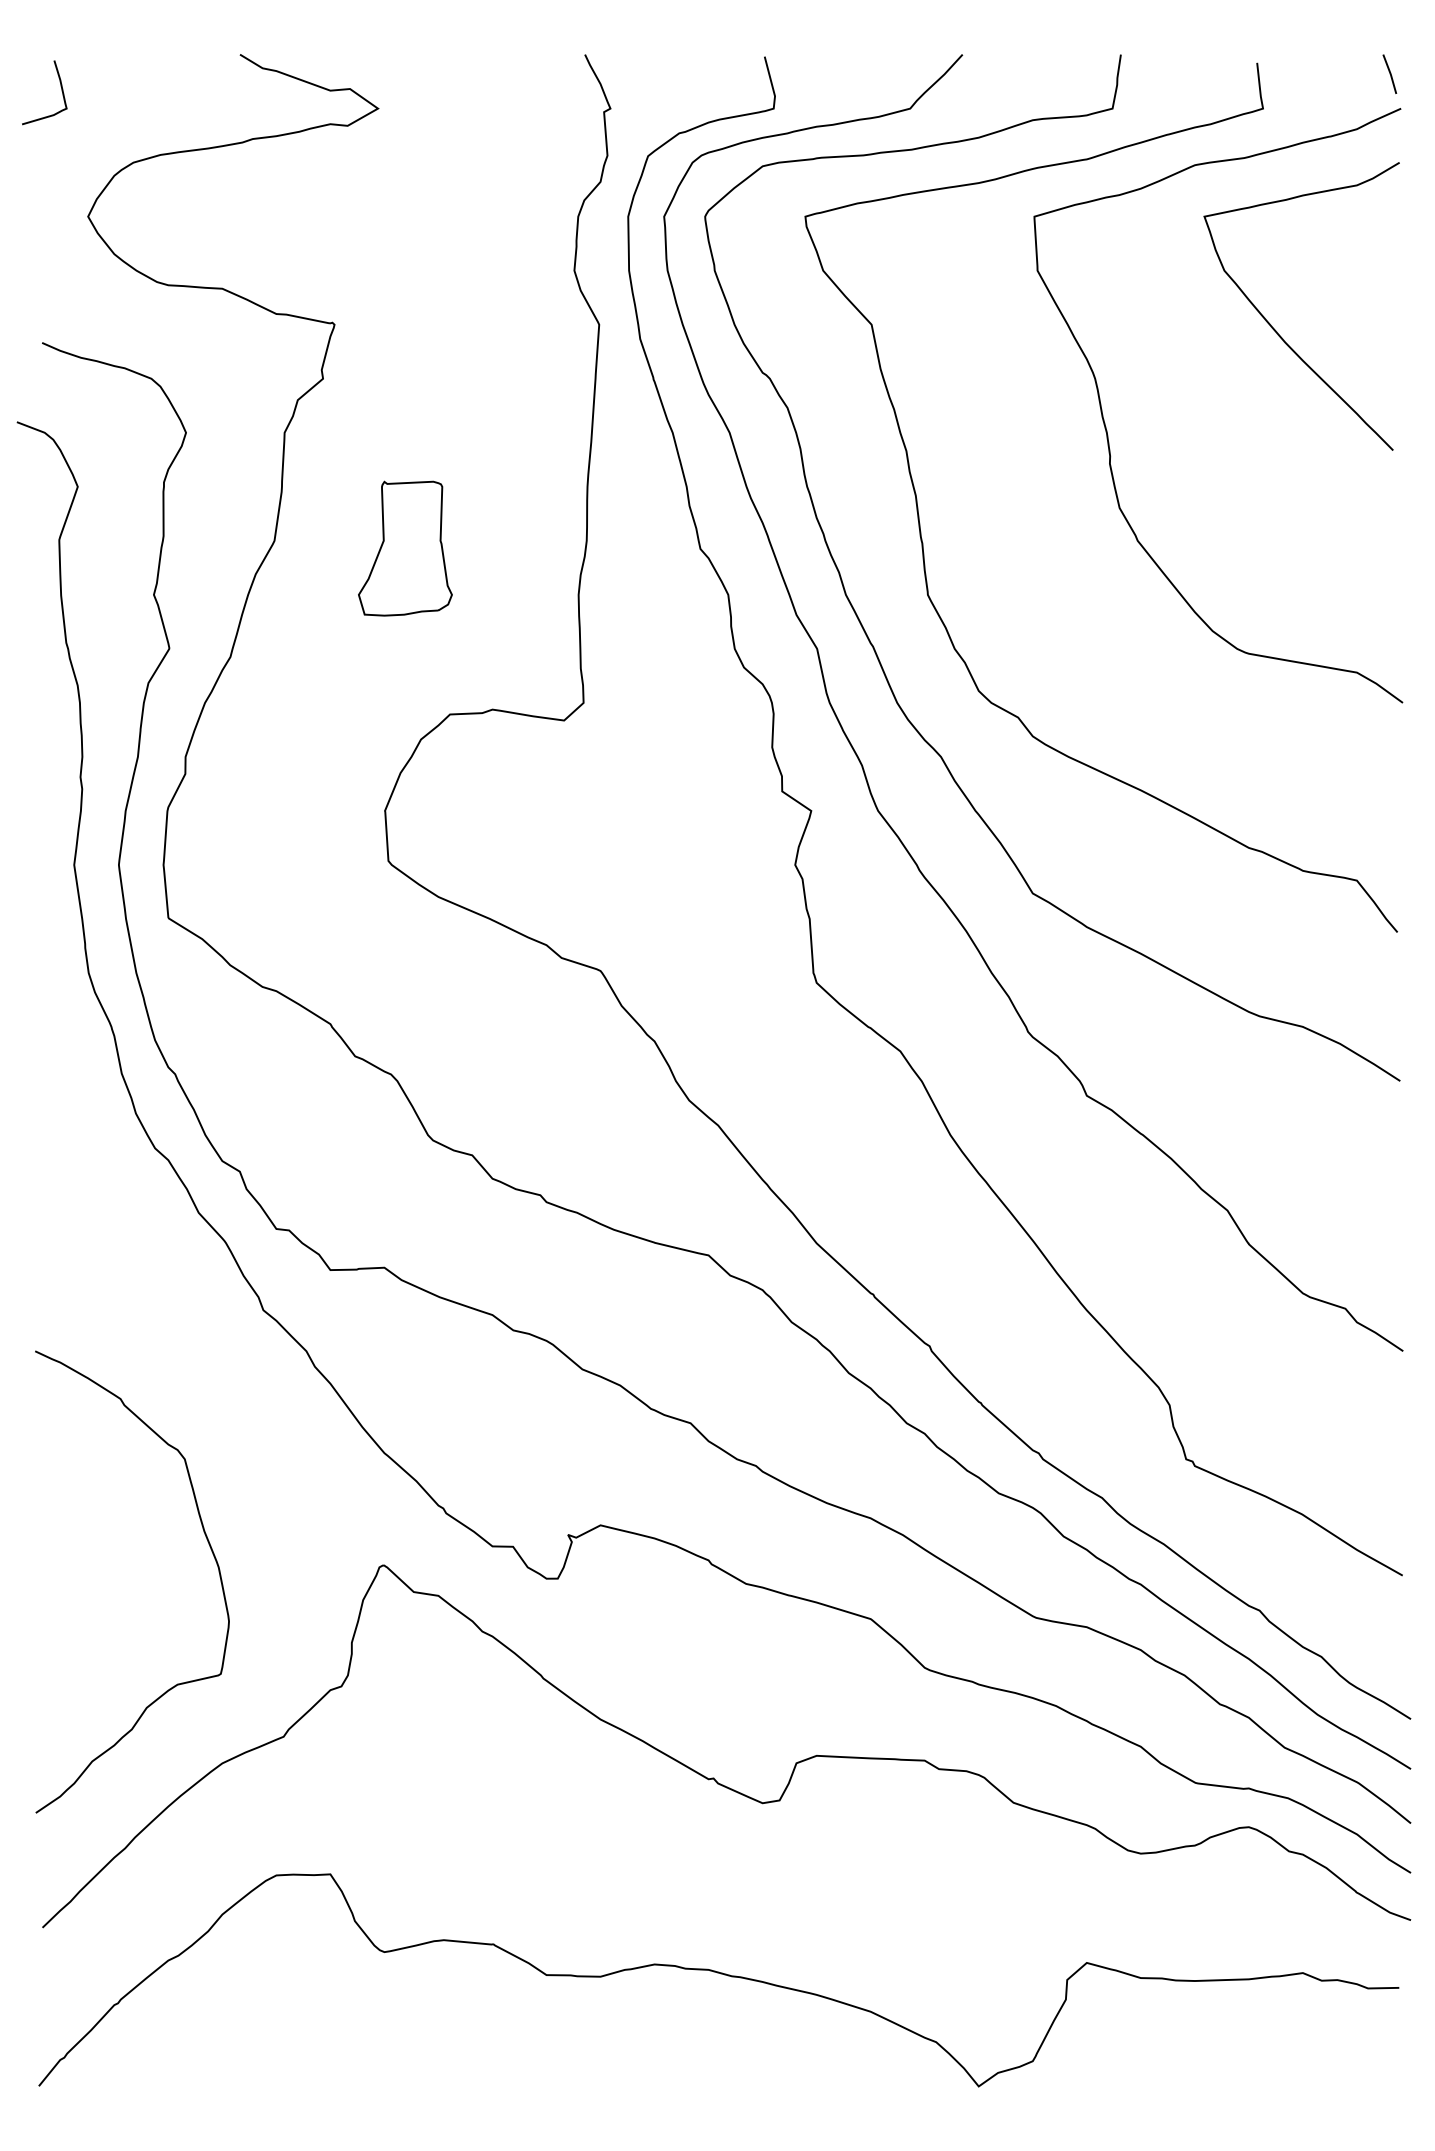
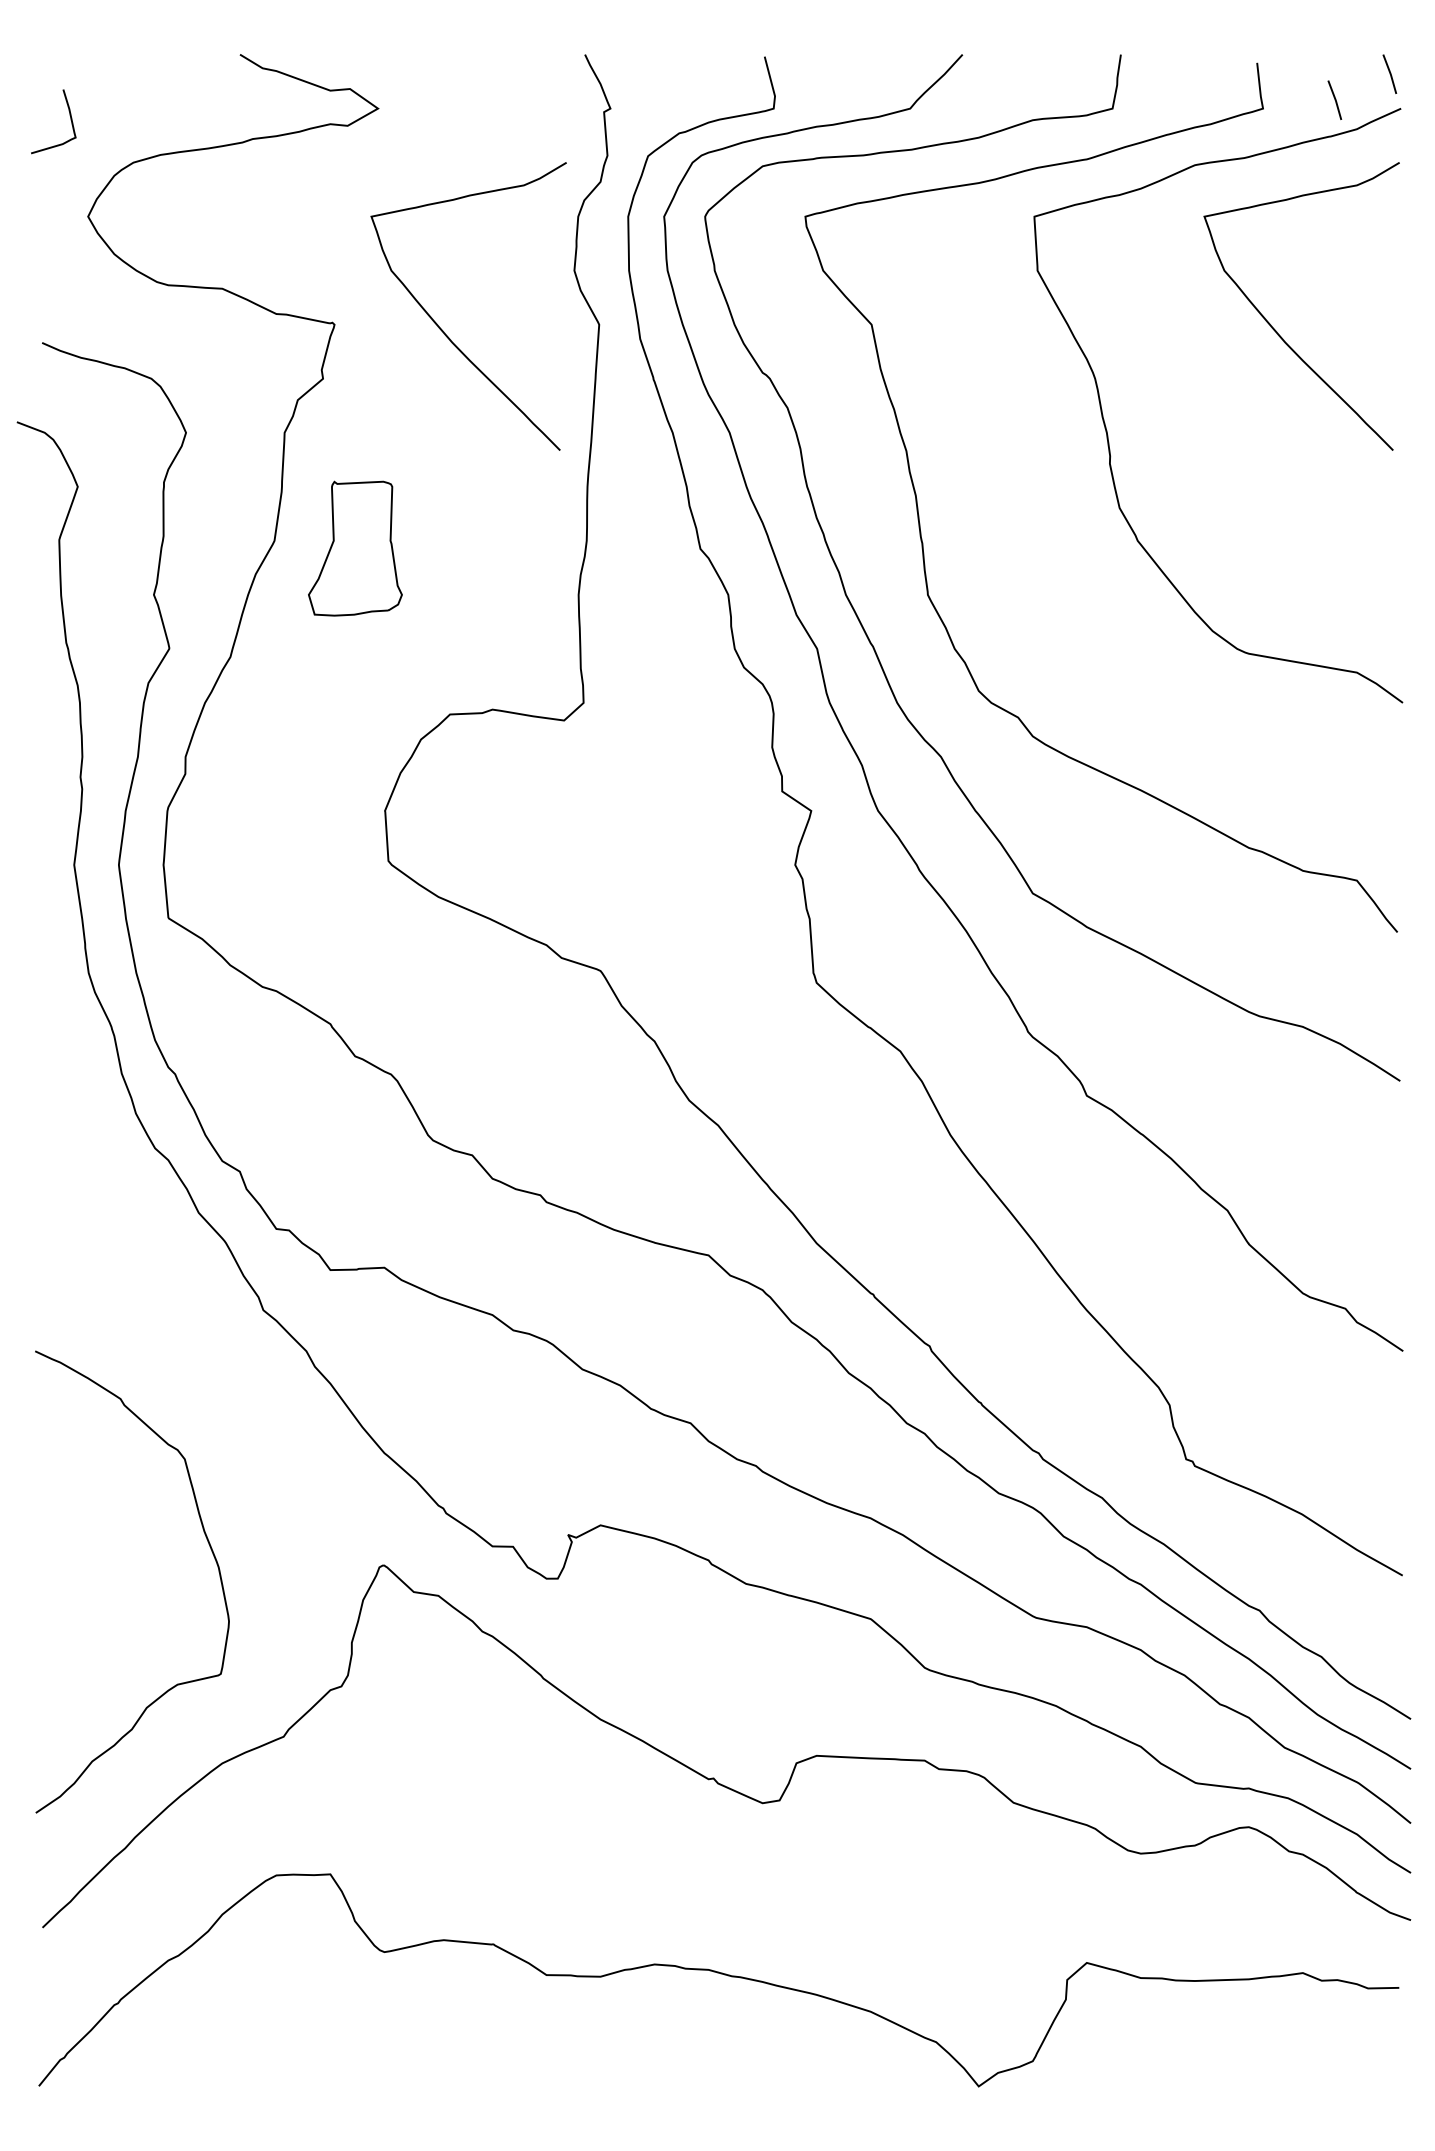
curve position: (61, 91) -> (70, 120) (70, 120)
line: none -> present (1334, 99)
curve: none -> present (443, 330)
part position: (405, 548) -> (355, 548) (355, 548)
